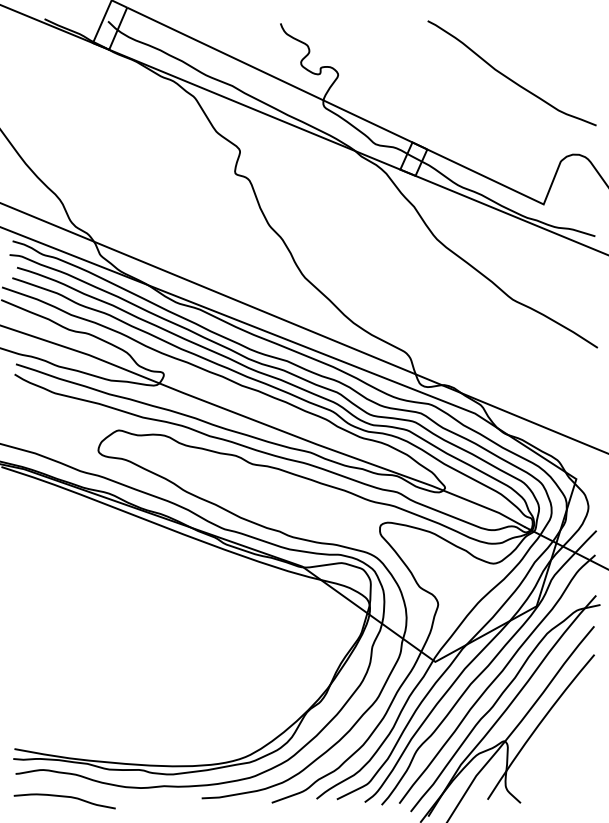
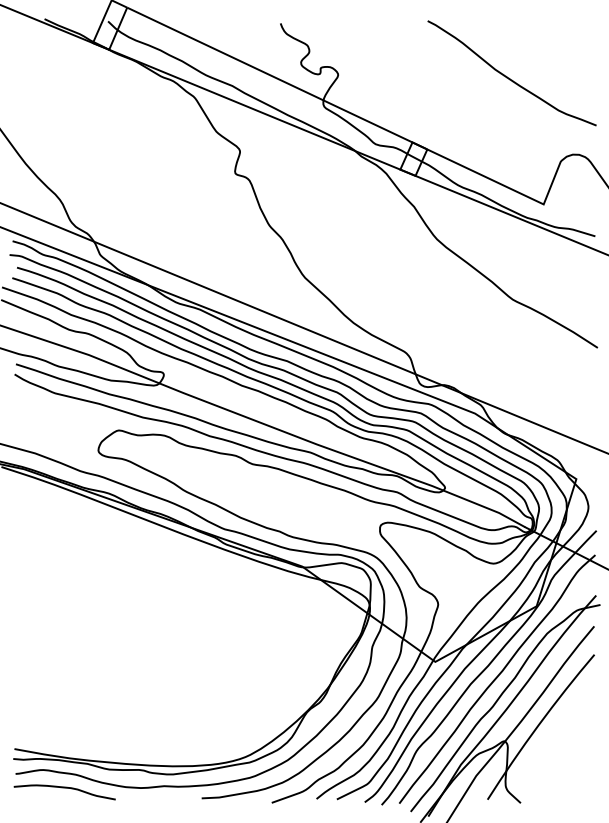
curve position: (64, 797) -> (64, 788) (64, 788)
